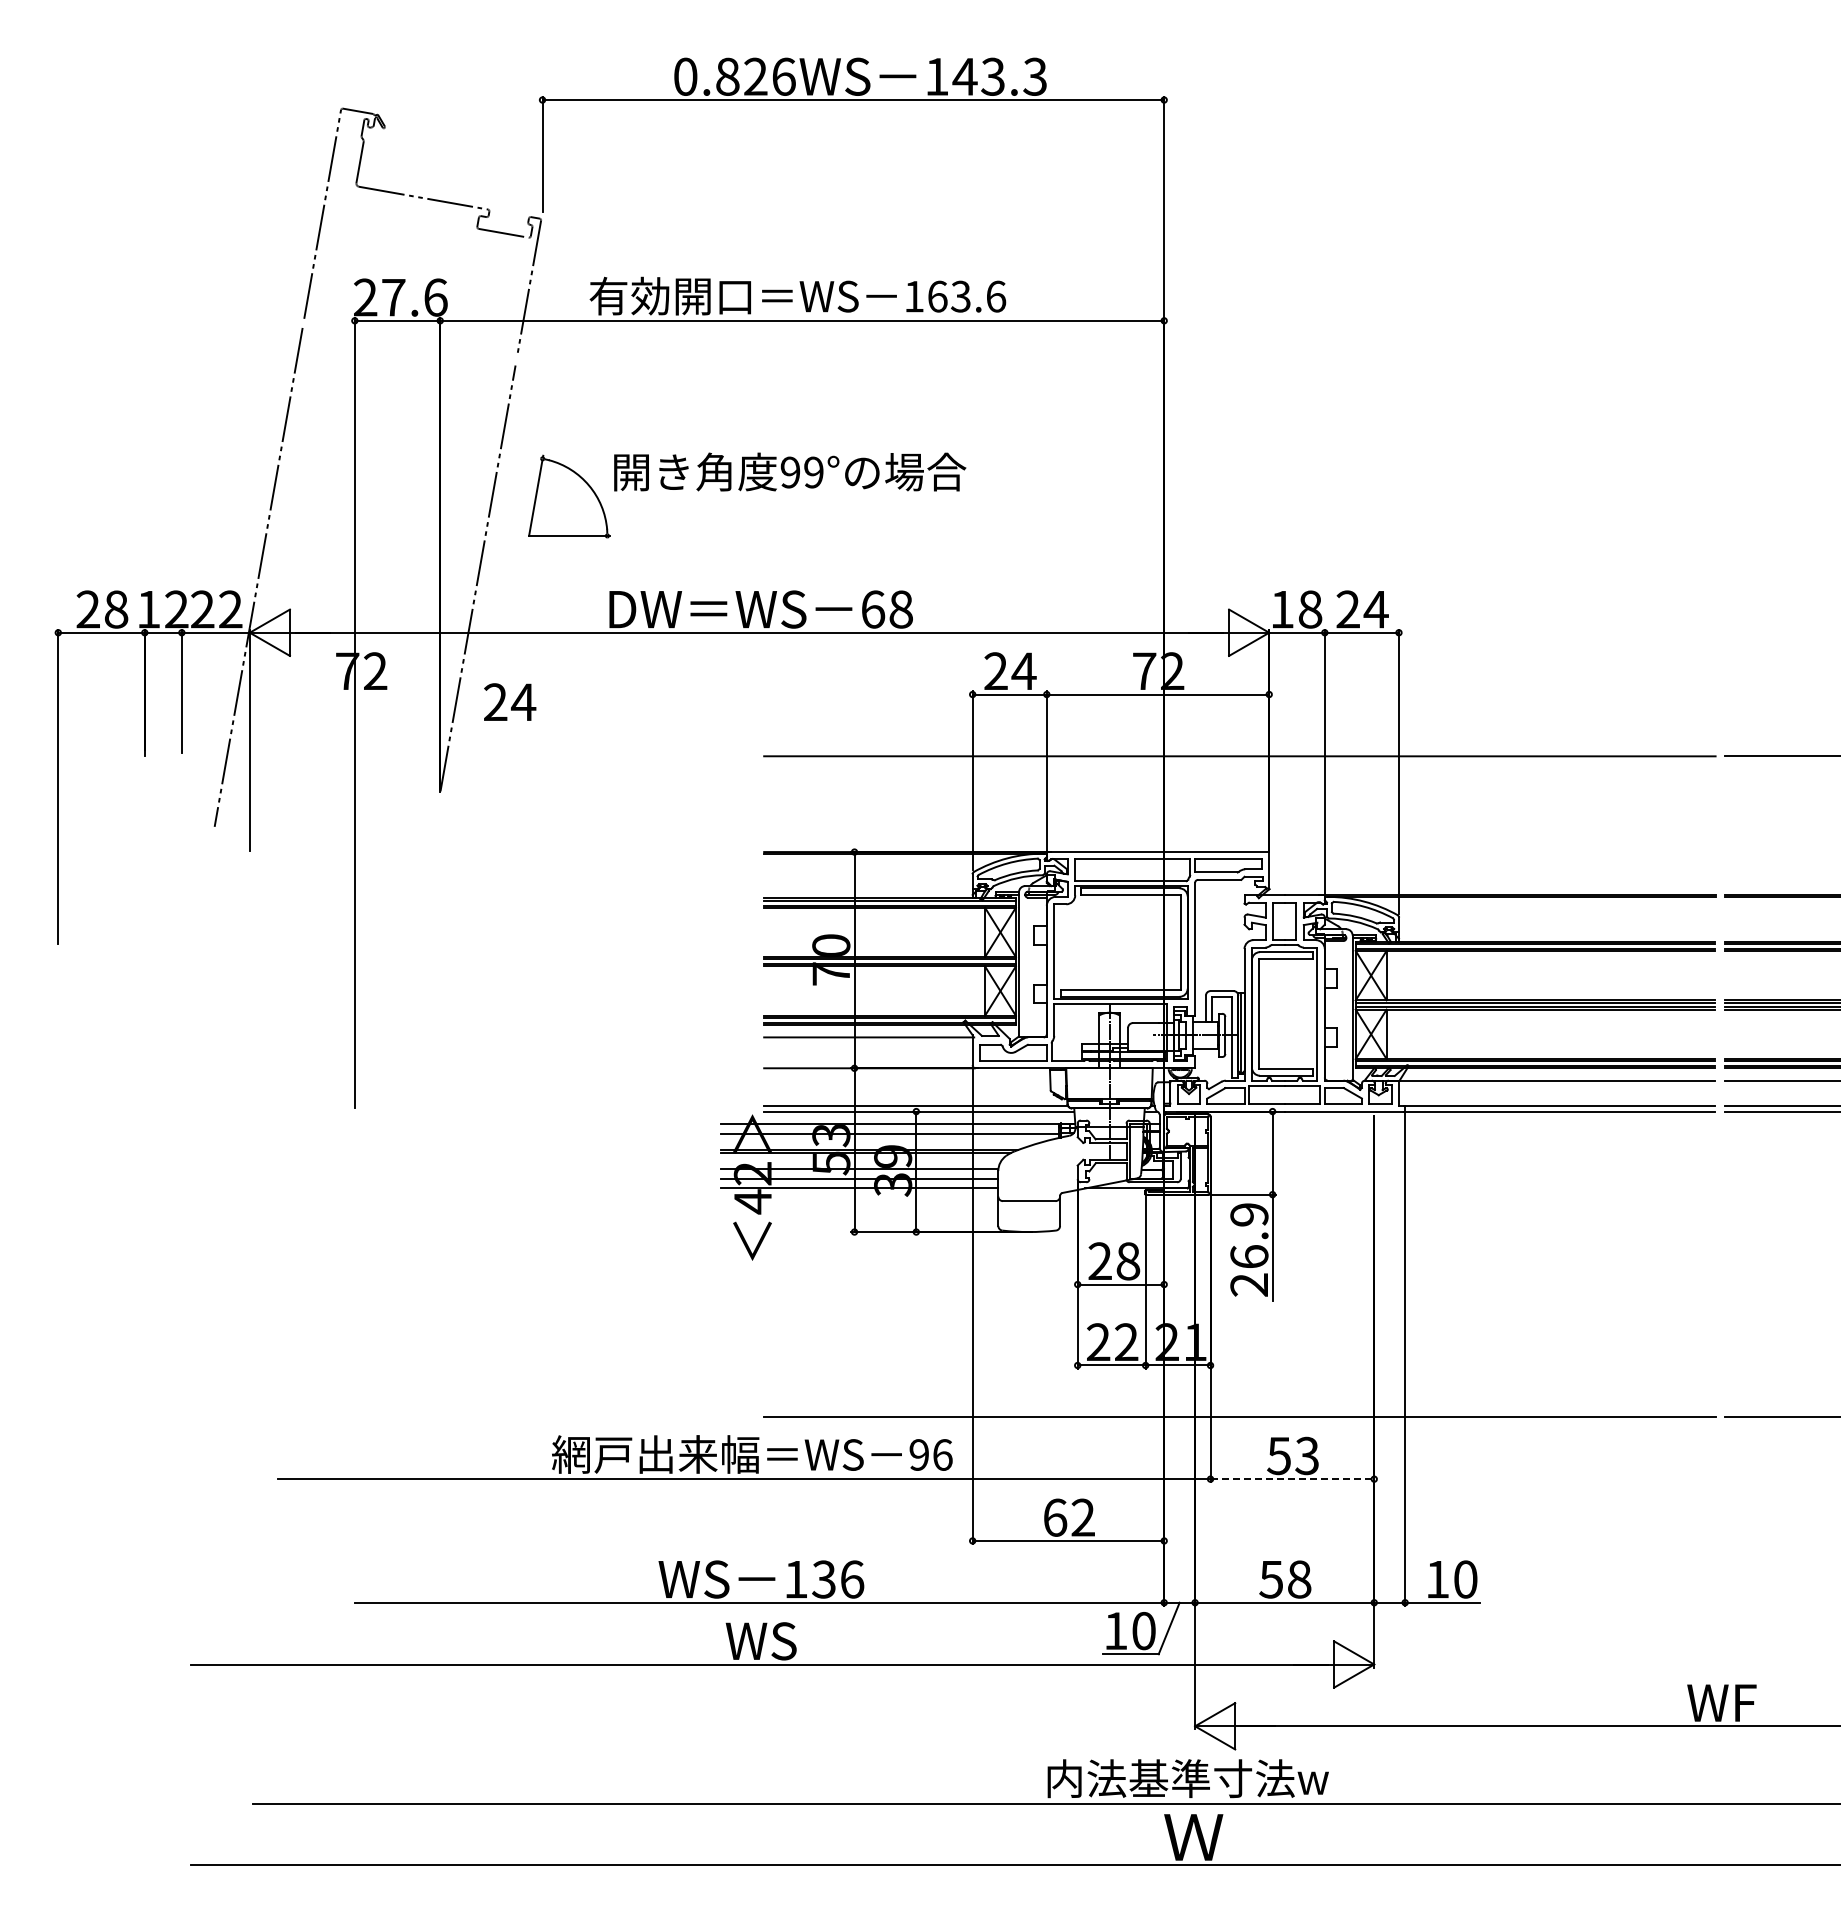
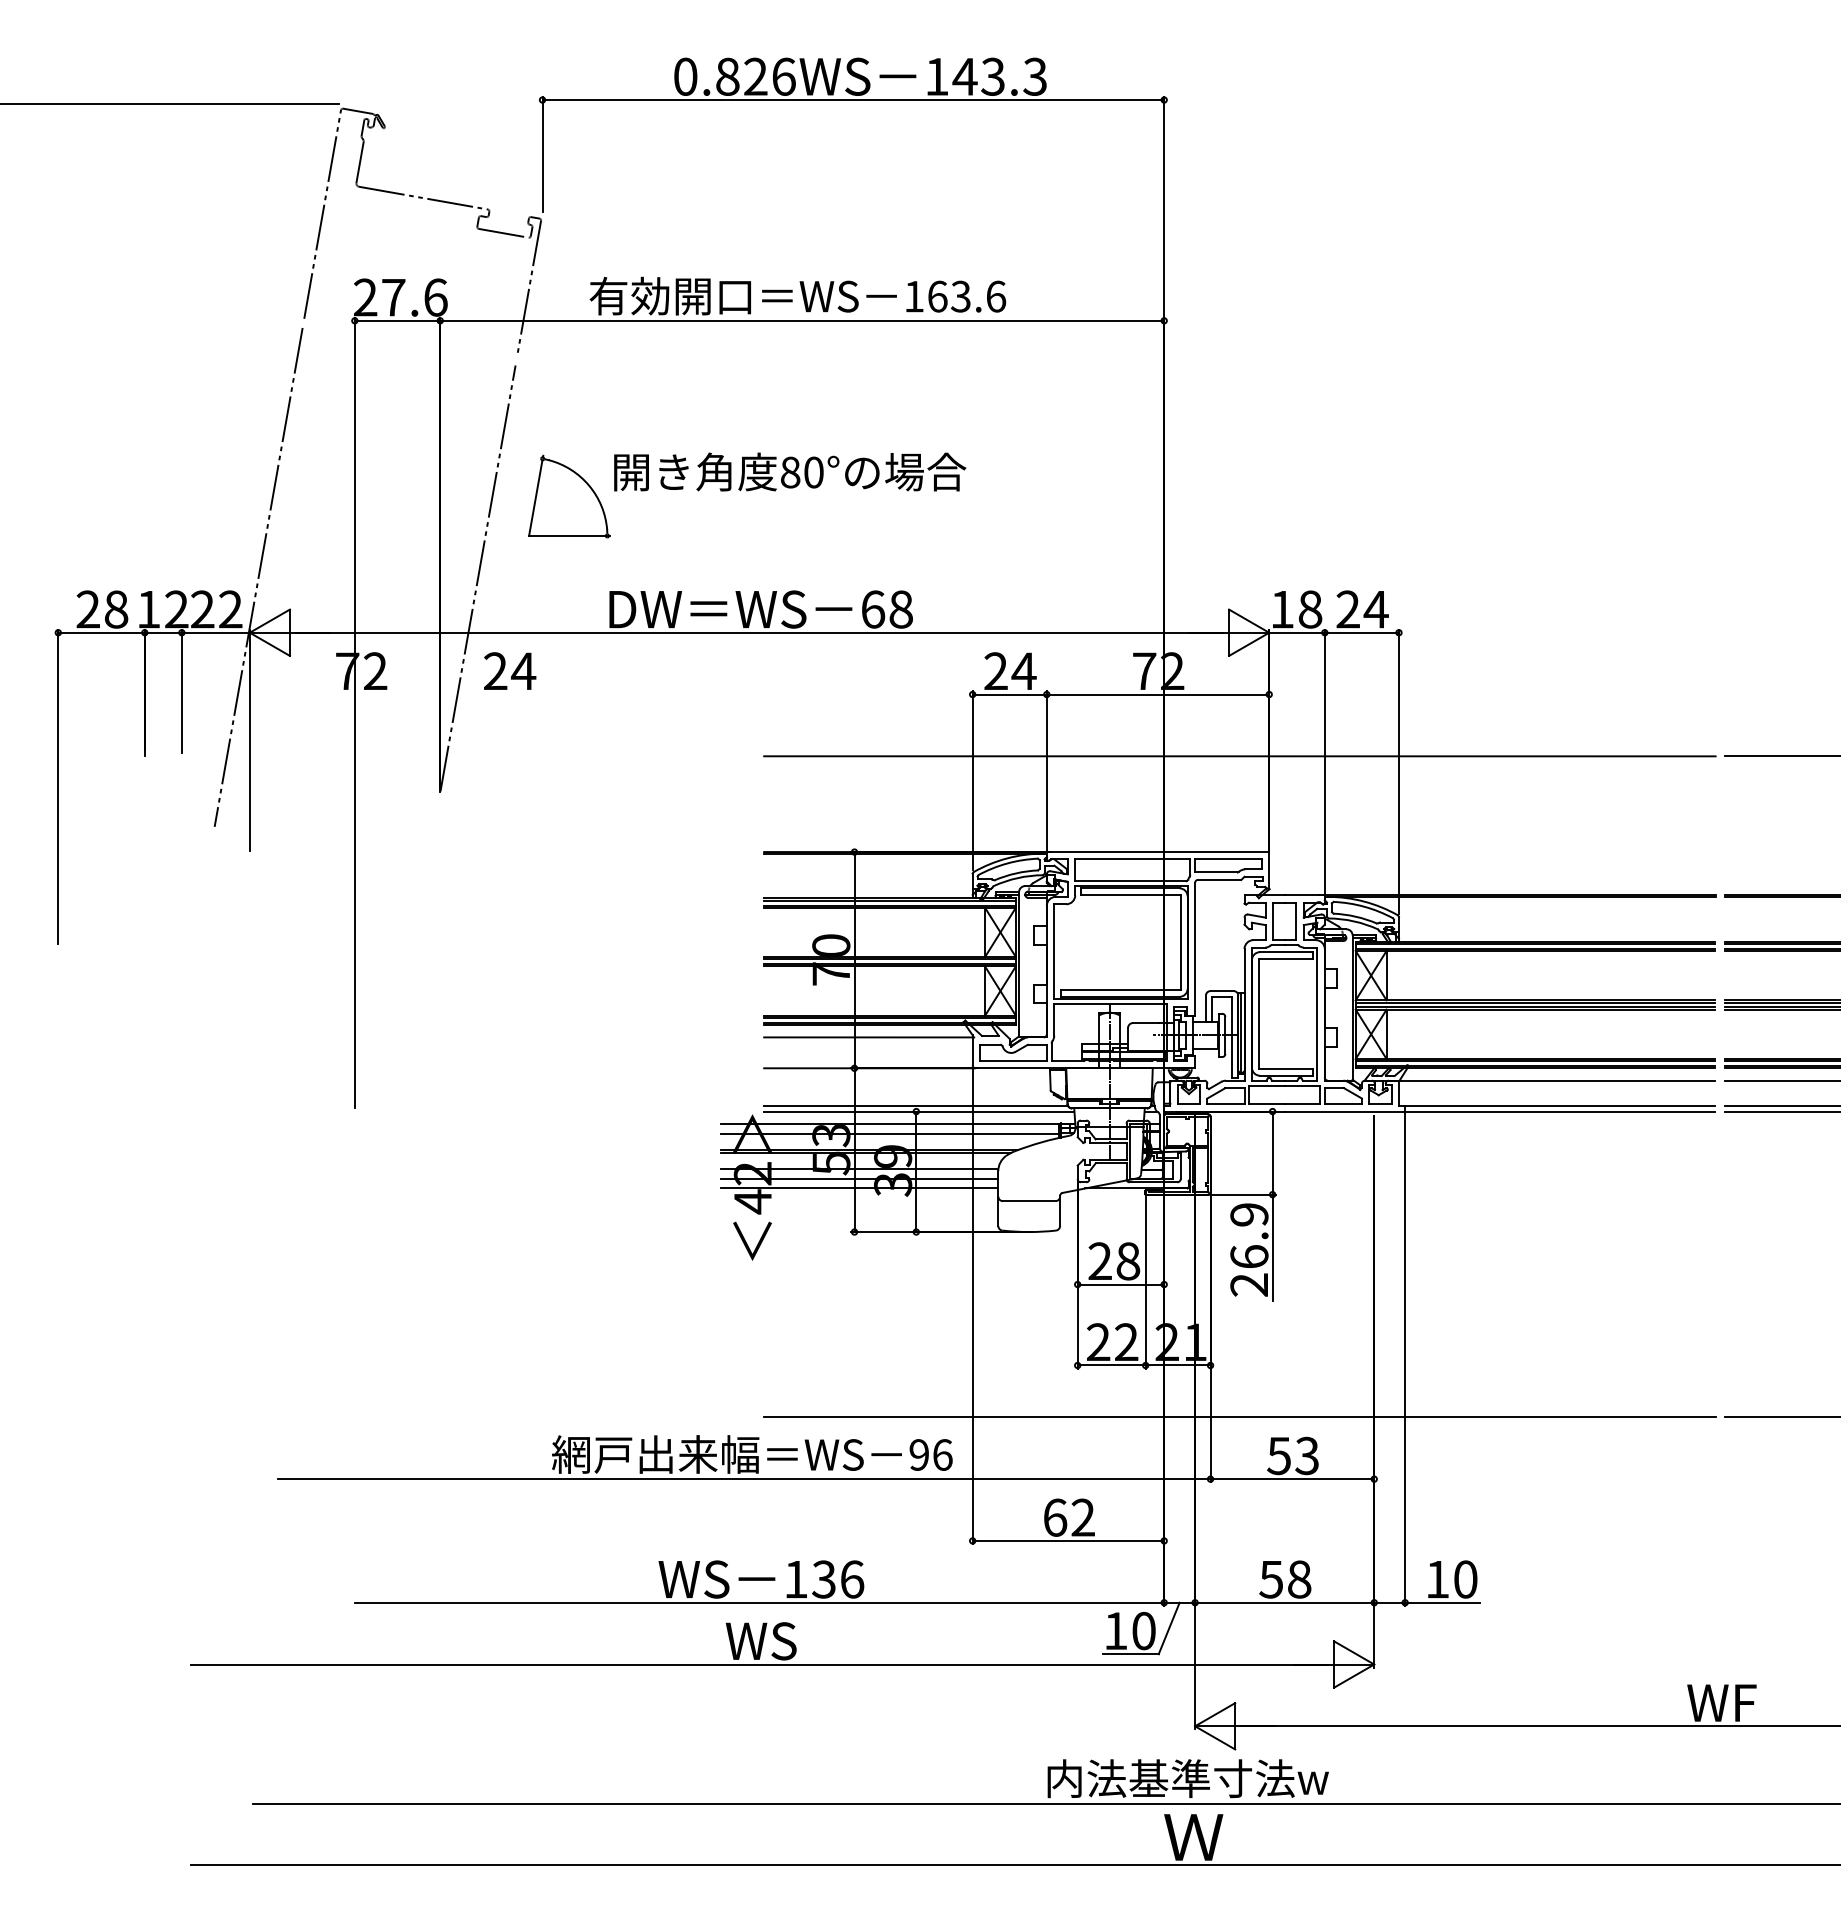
line: none -> present (170, 104)
text: 99° -> 80° (801, 472)
text position: (510, 701) -> (510, 670) (510, 670)
line: dashed -> solid (1292, 1479)
